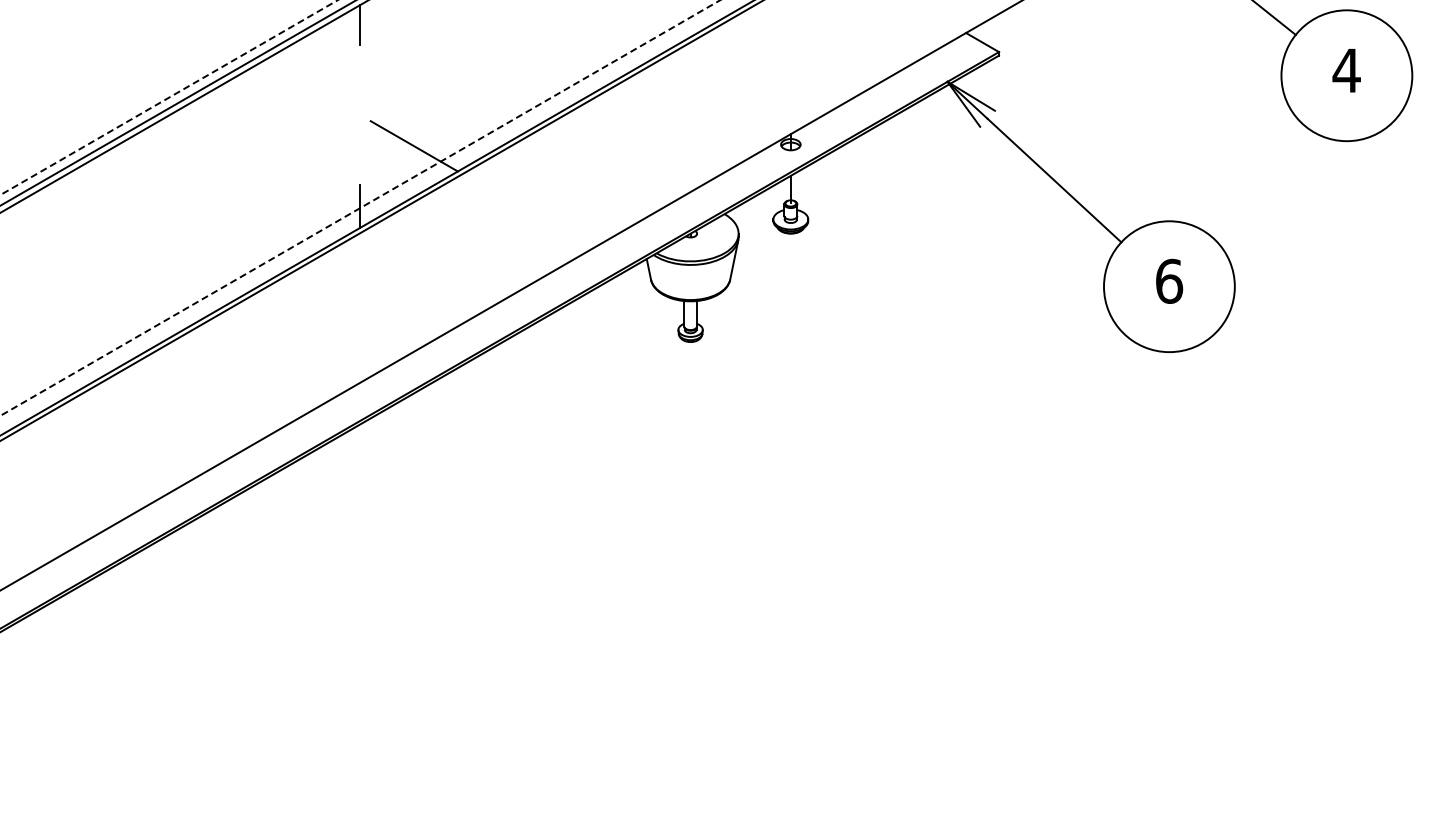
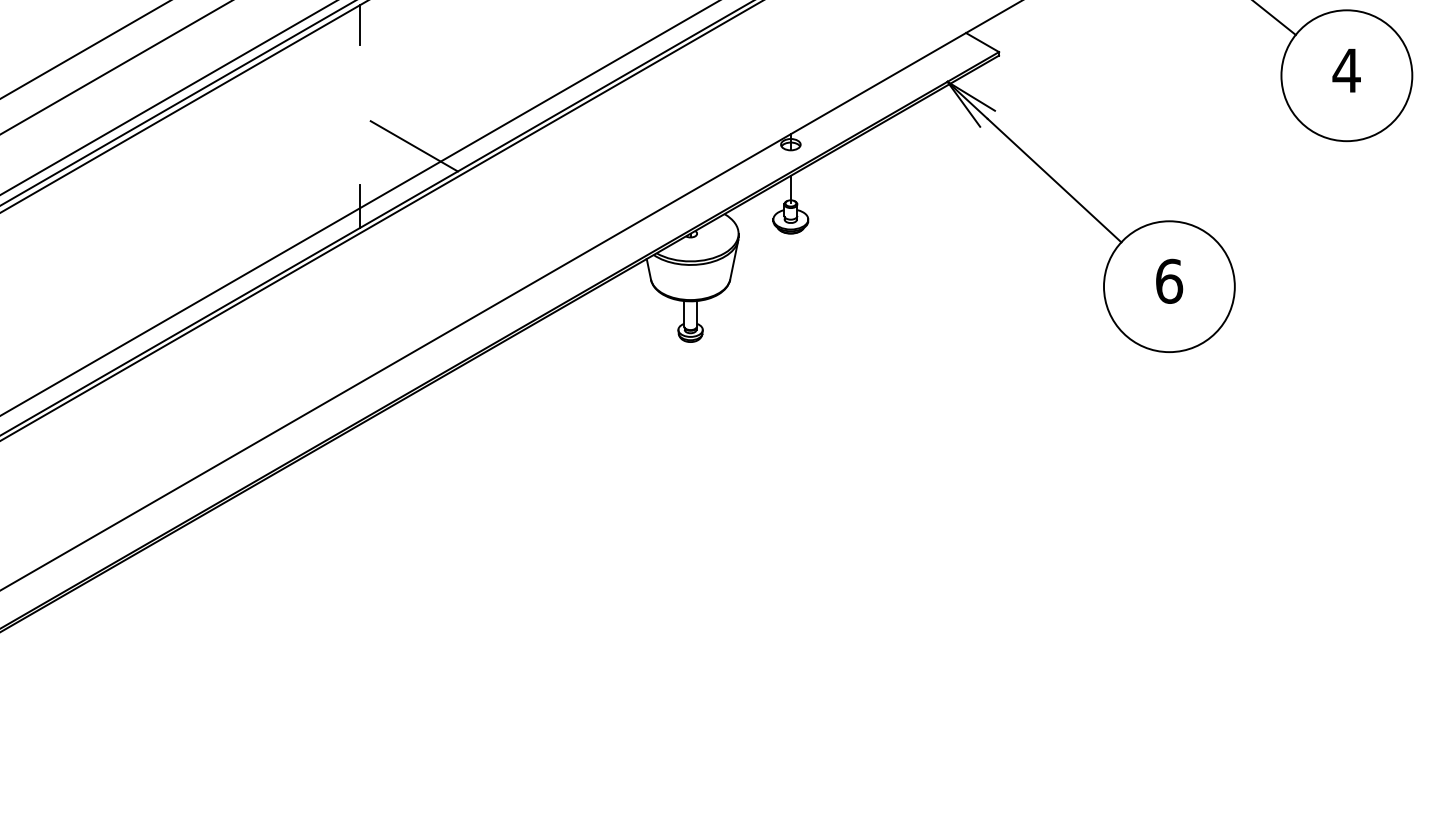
line: none -> present (85, 49)
line: none -> present (115, 67)
line: dashed -> solid (169, 97)
line: dashed -> solid (360, 207)
